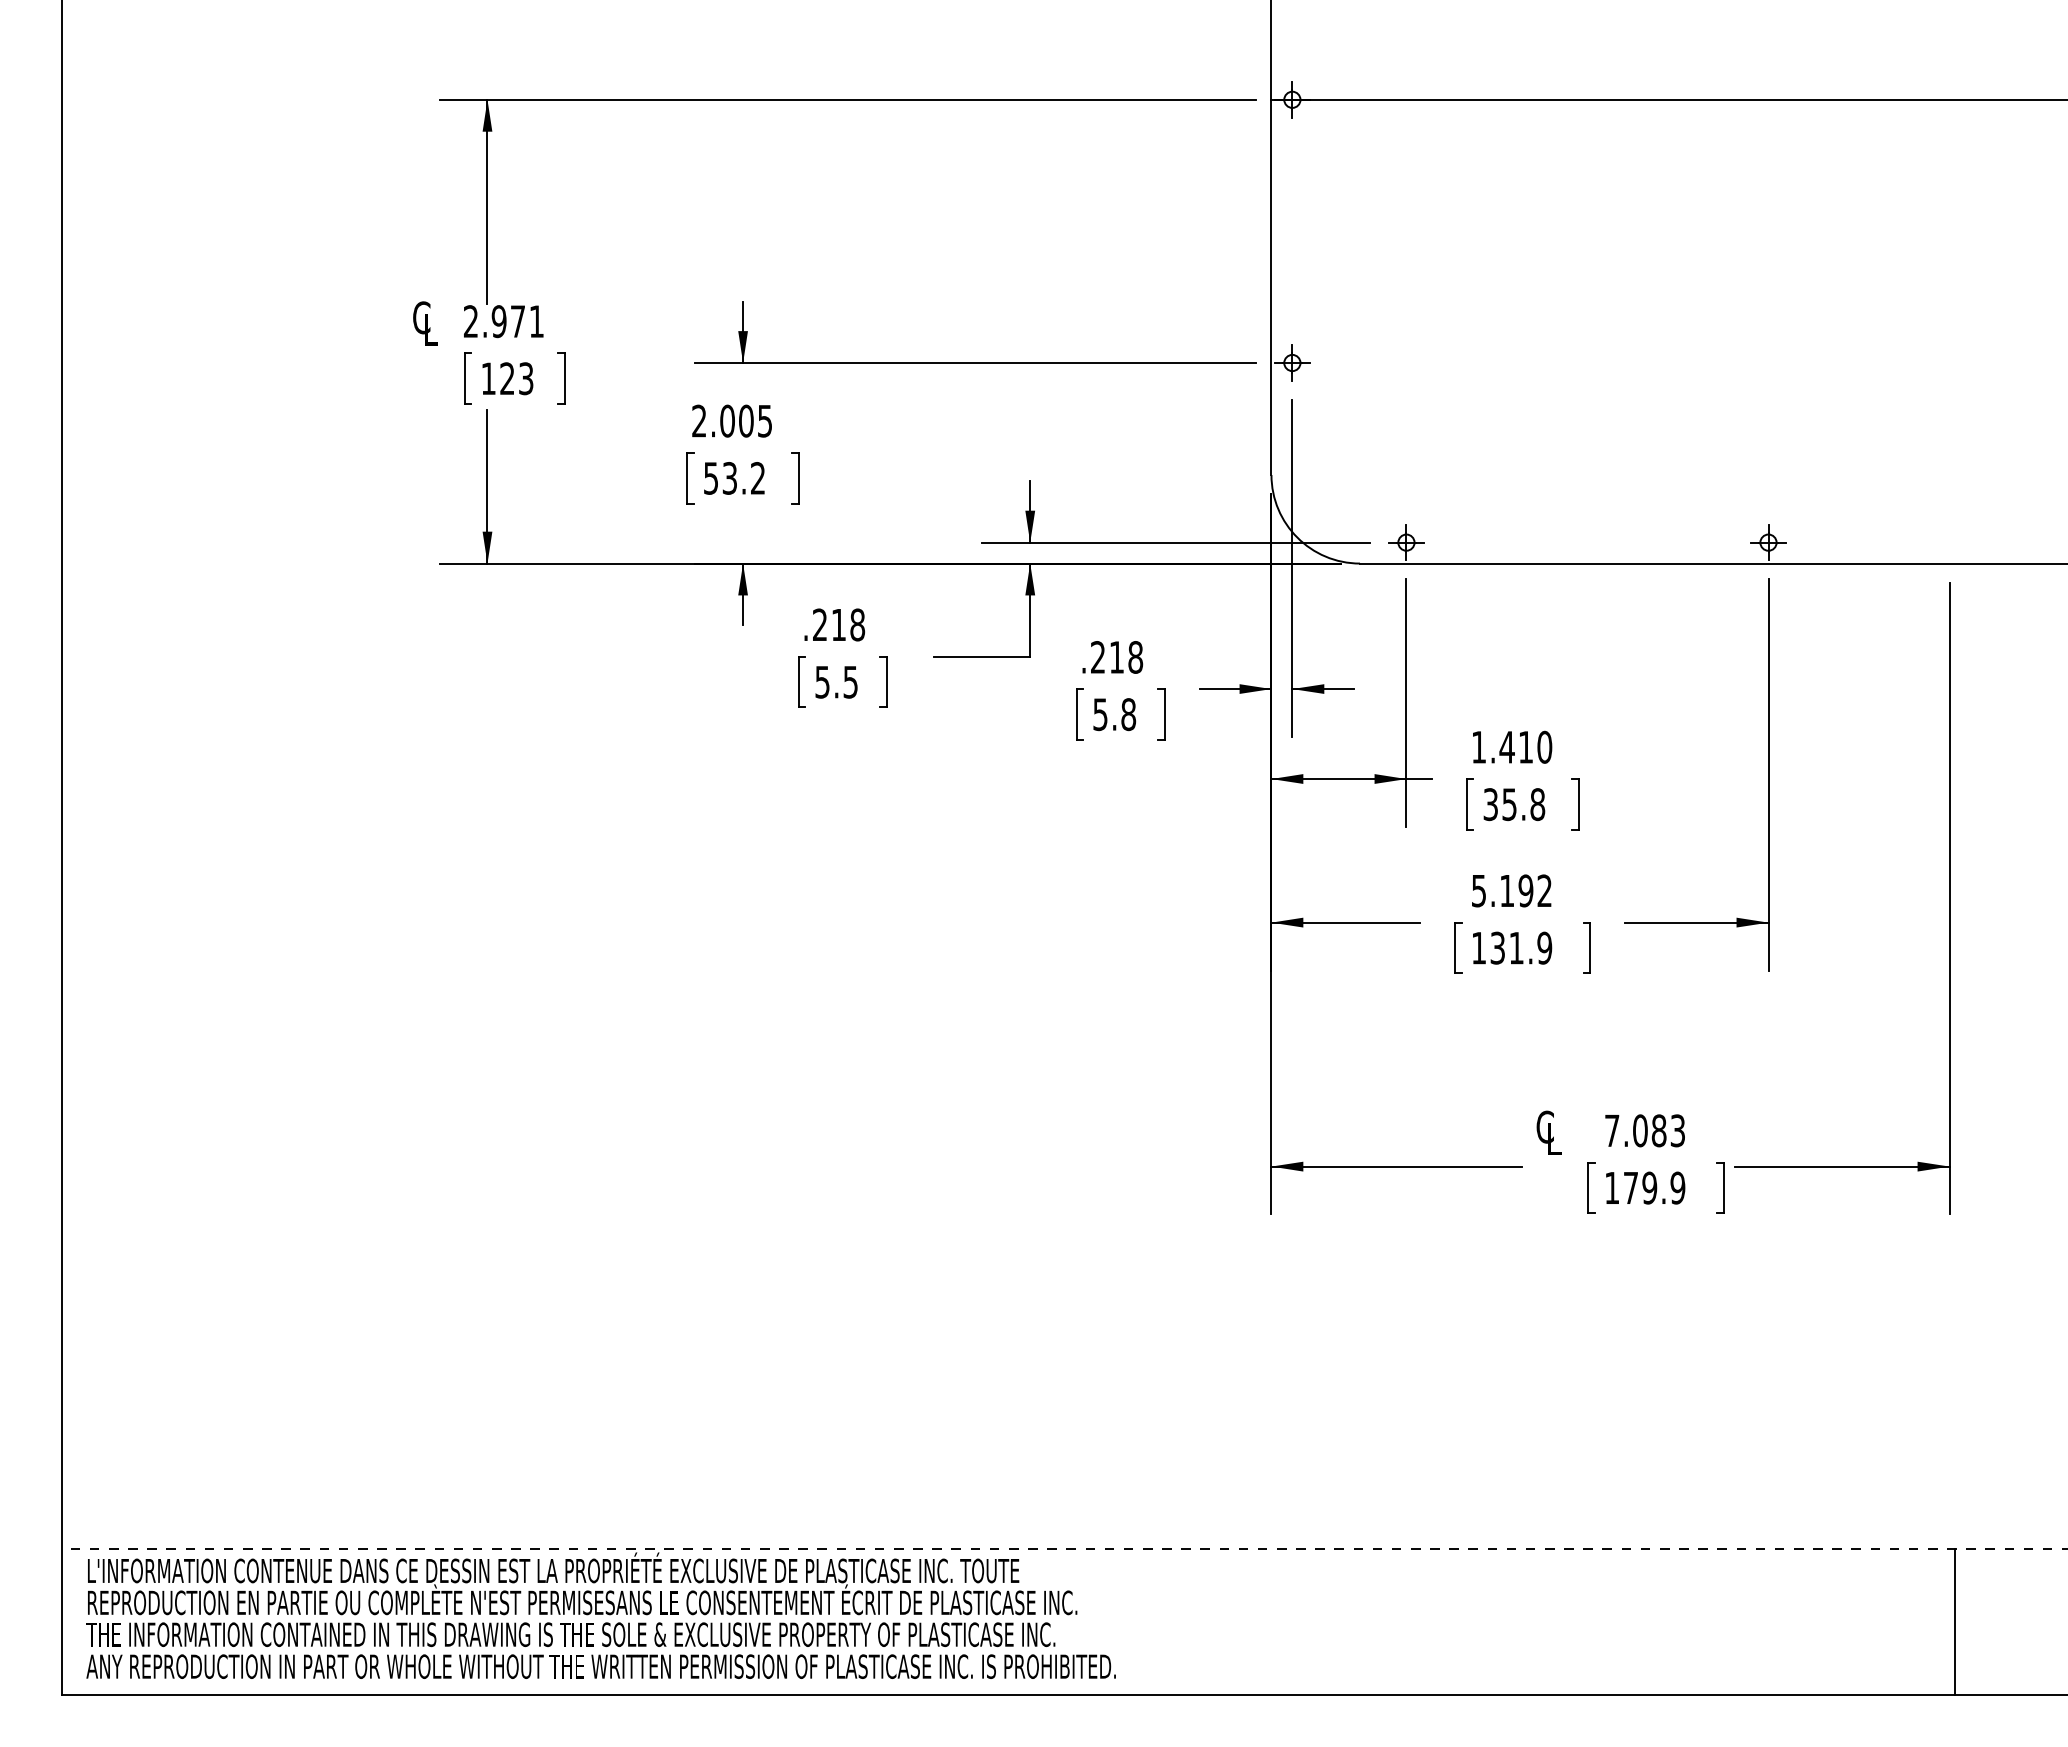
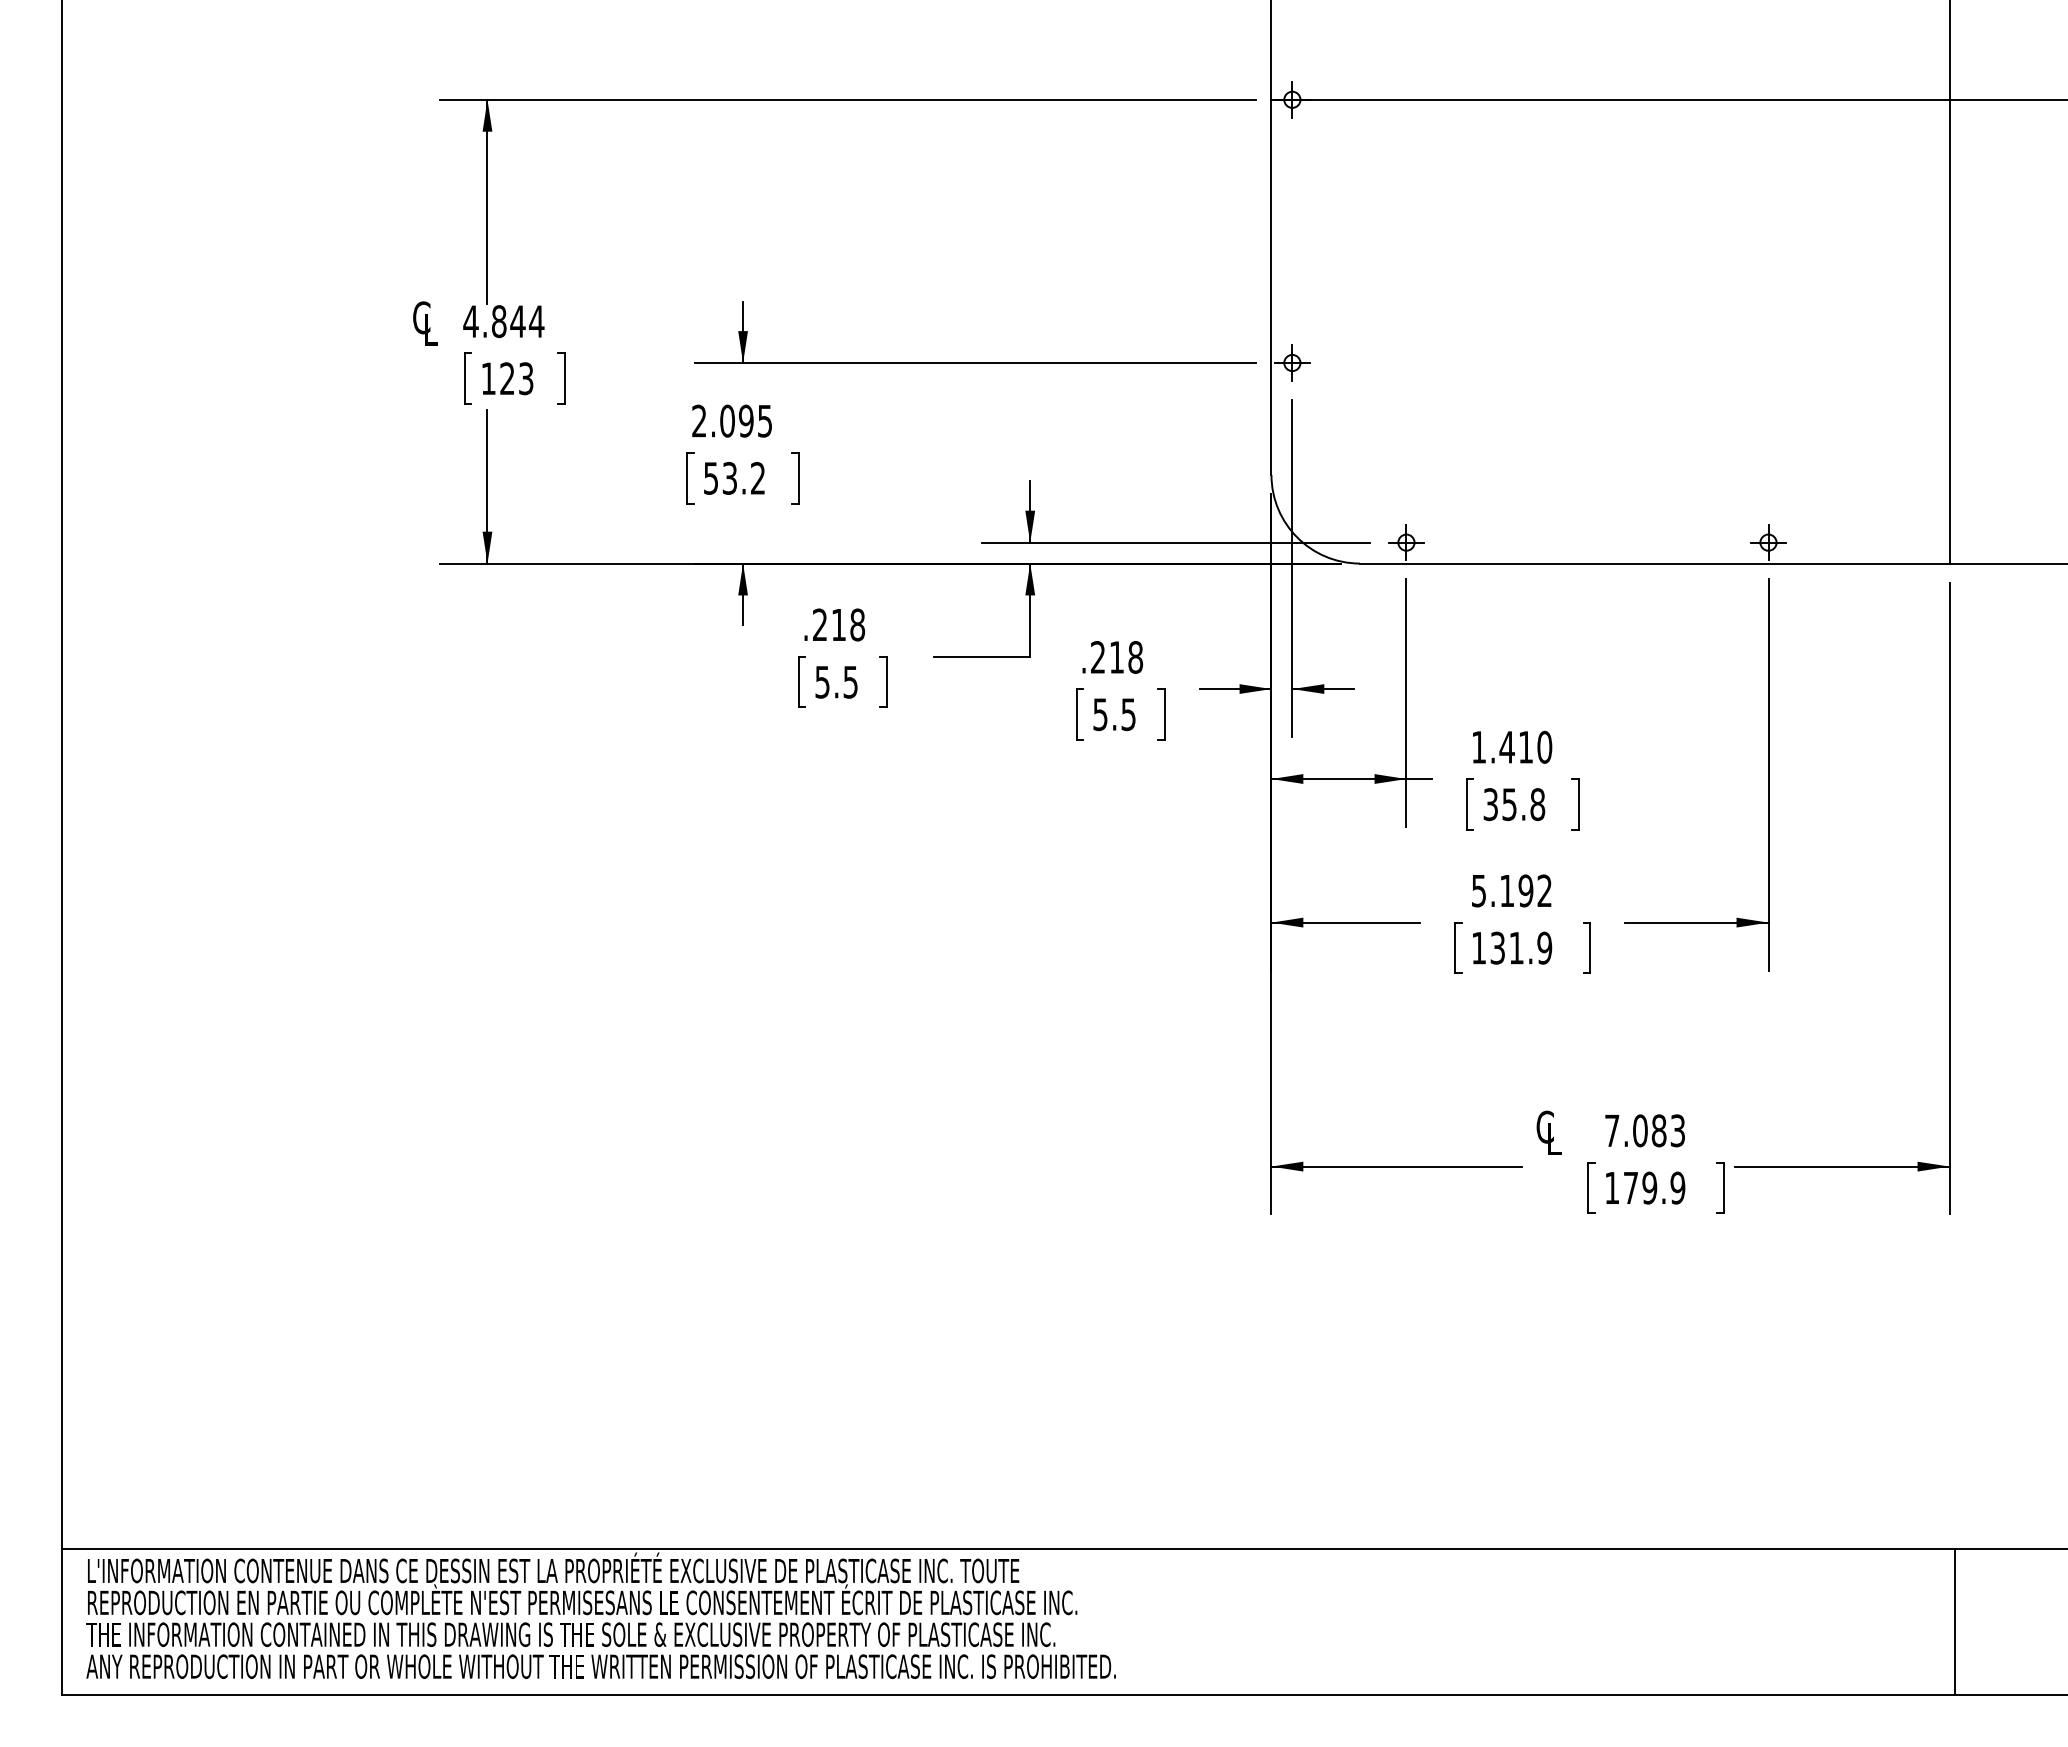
line: none -> present (1949, 282)
text: 2.971 -> 4.844 (503, 321)
text: 2.005 -> 2.095 (745, 420)
text: 5.8 -> 5.5 (1128, 714)
line: dashed -> solid (1064, 1548)
